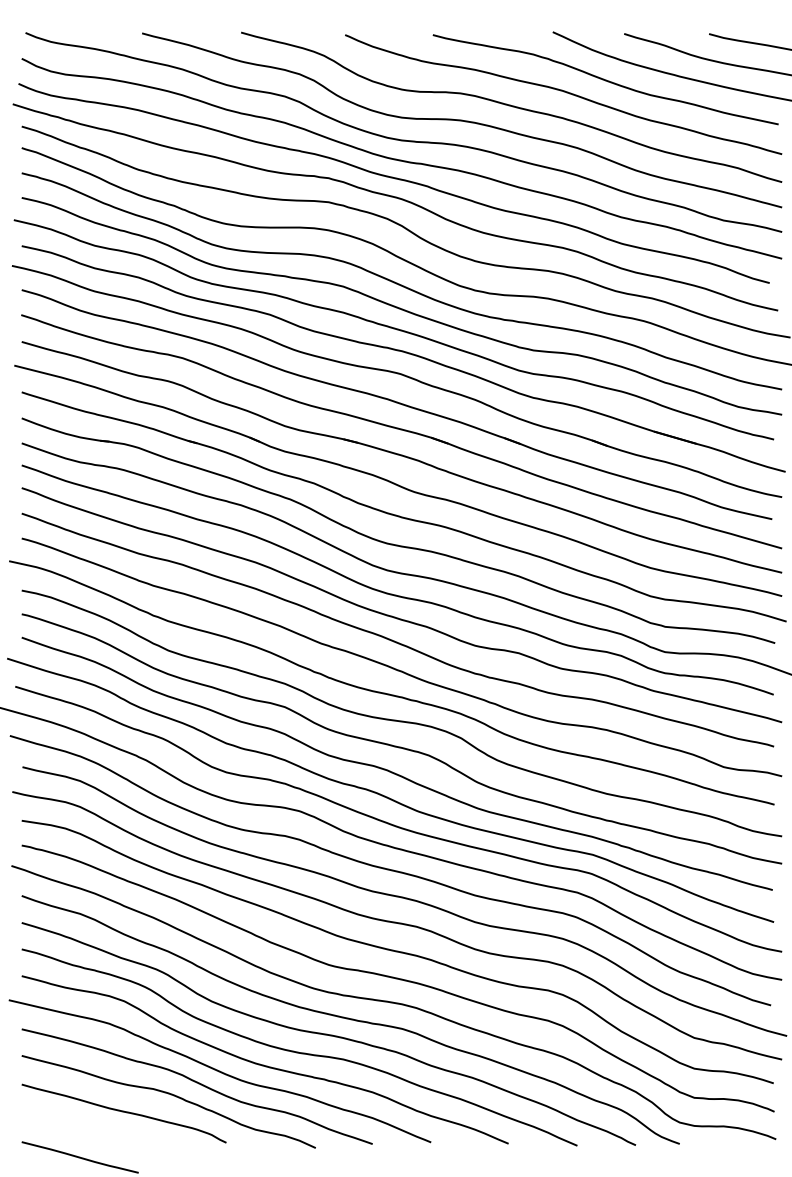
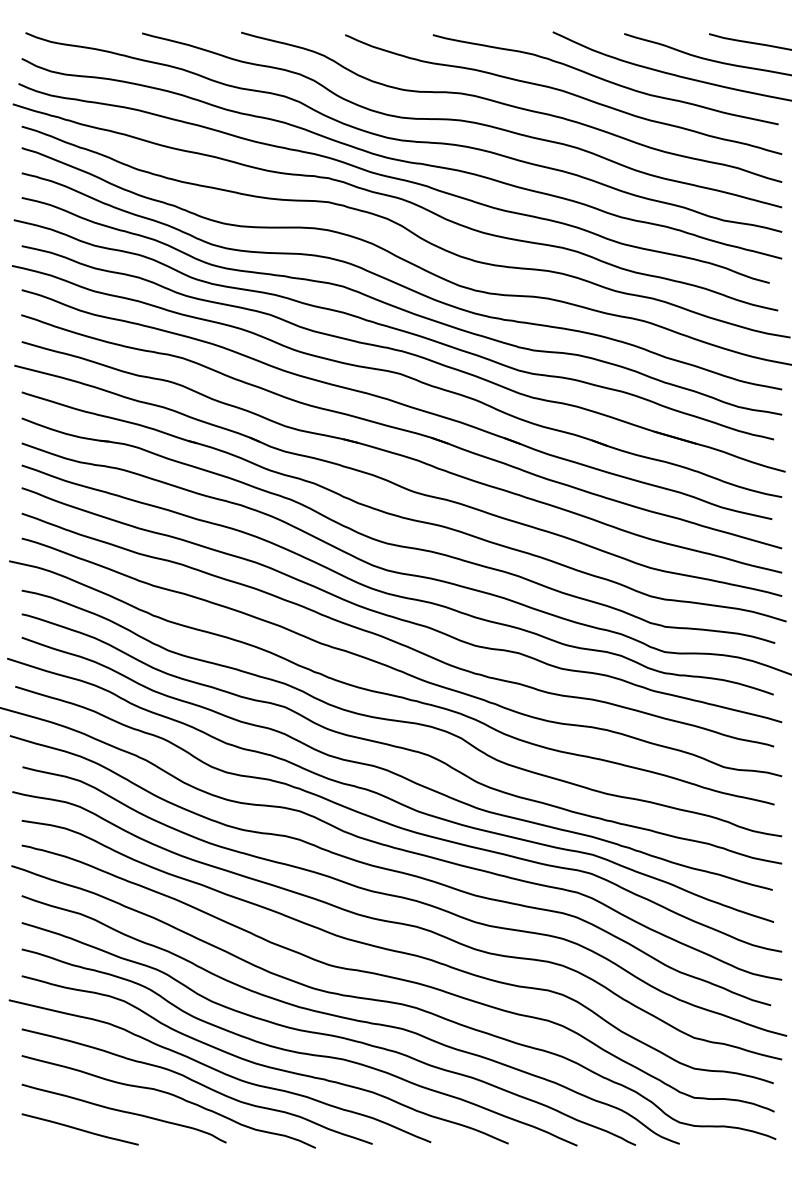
curve position: (79, 1157) -> (79, 1129) (79, 1129)
